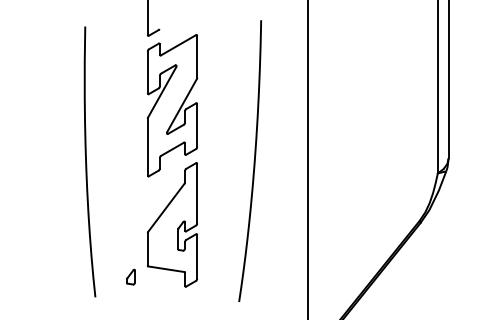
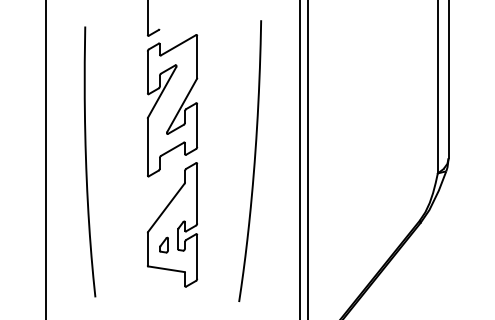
line: none -> present (46, 159)
line: none -> present (299, 159)
part position: (130, 276) -> (163, 244) (163, 244)
